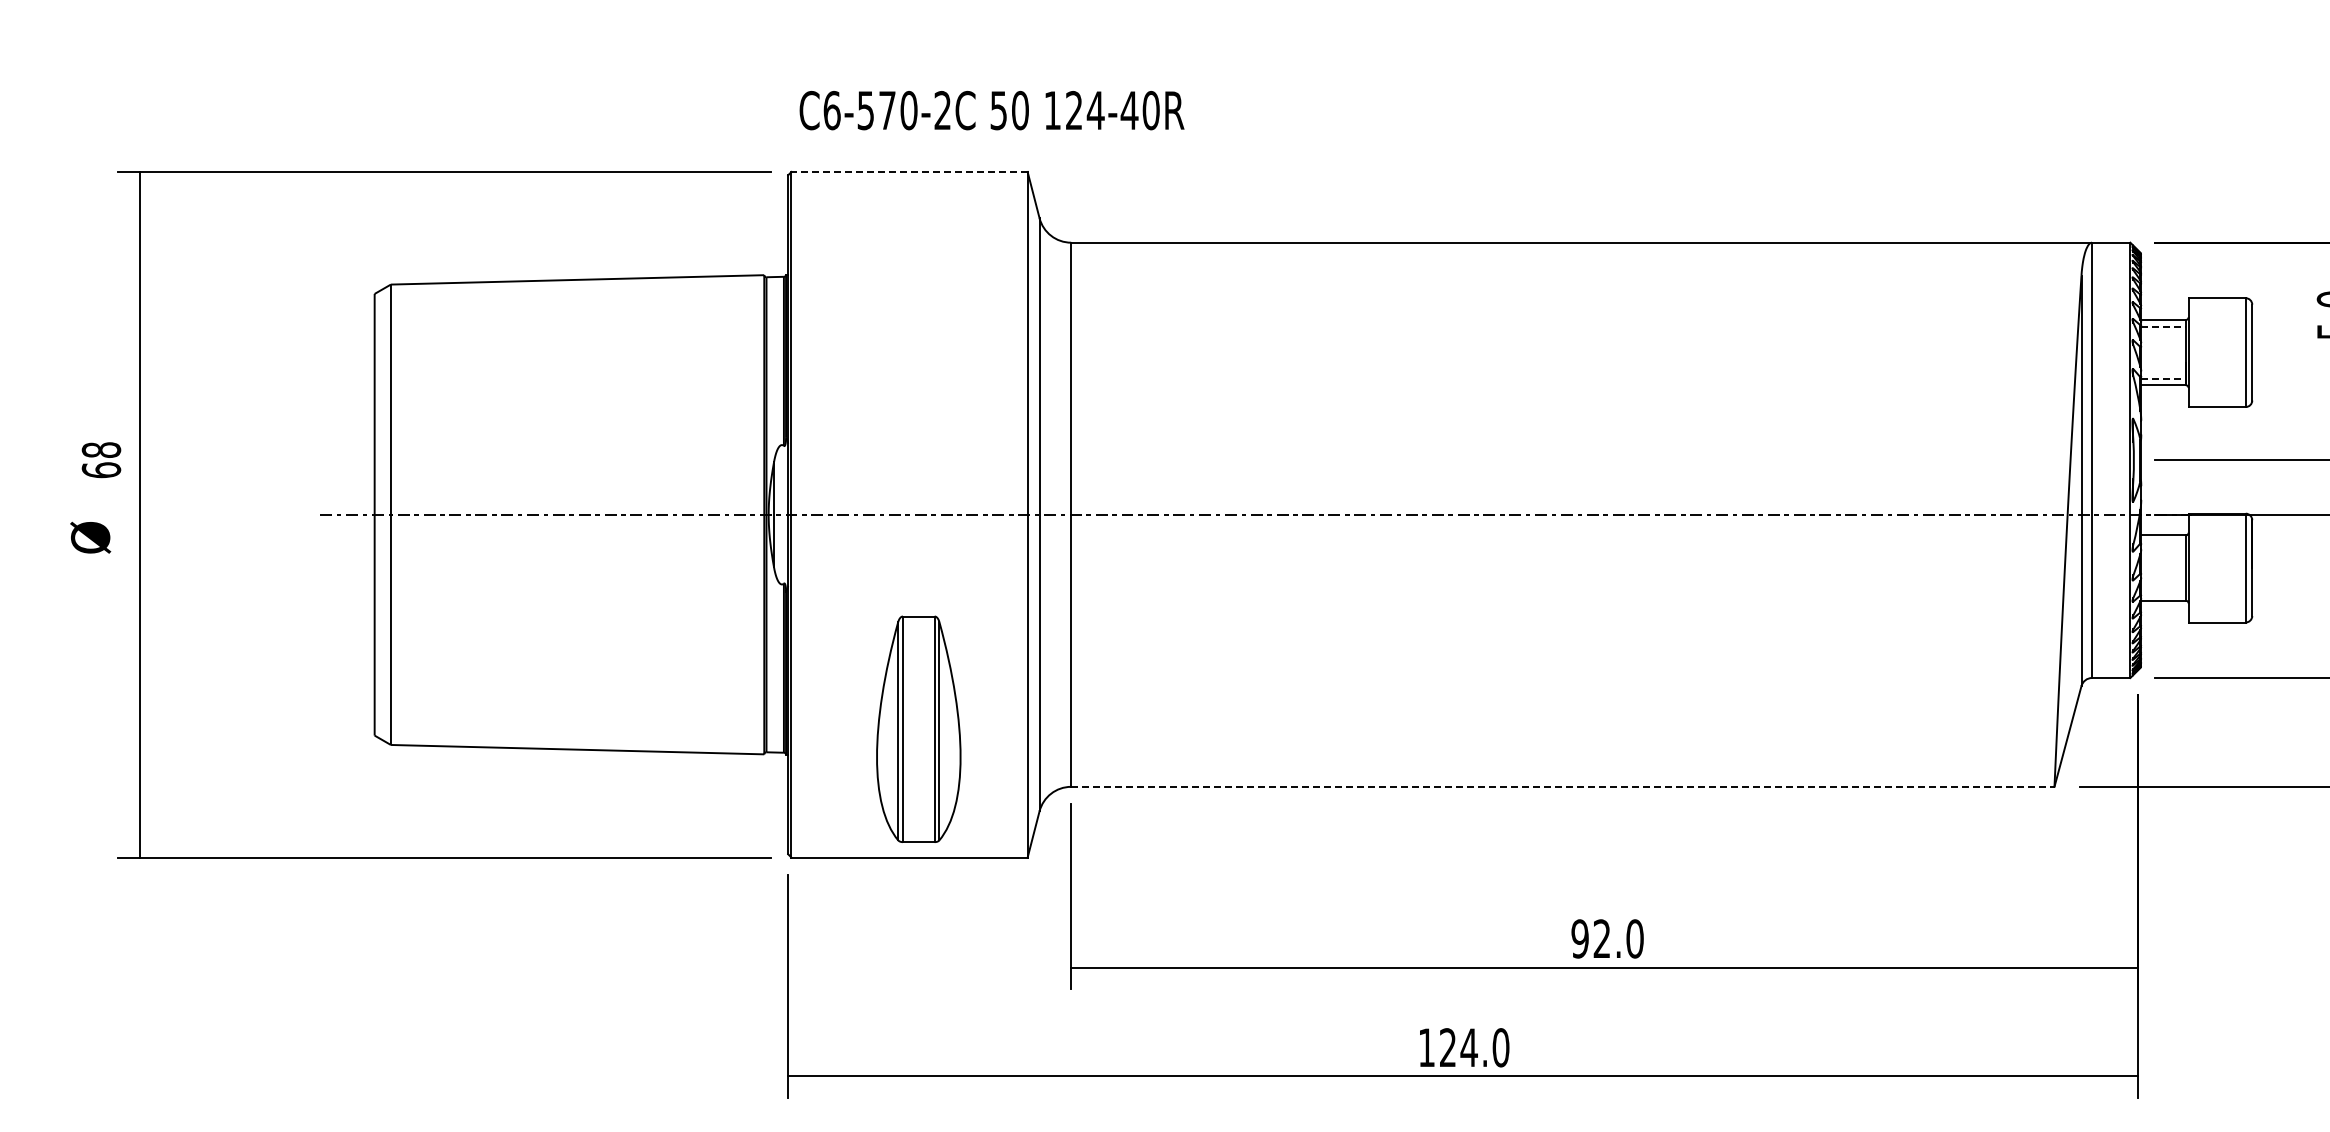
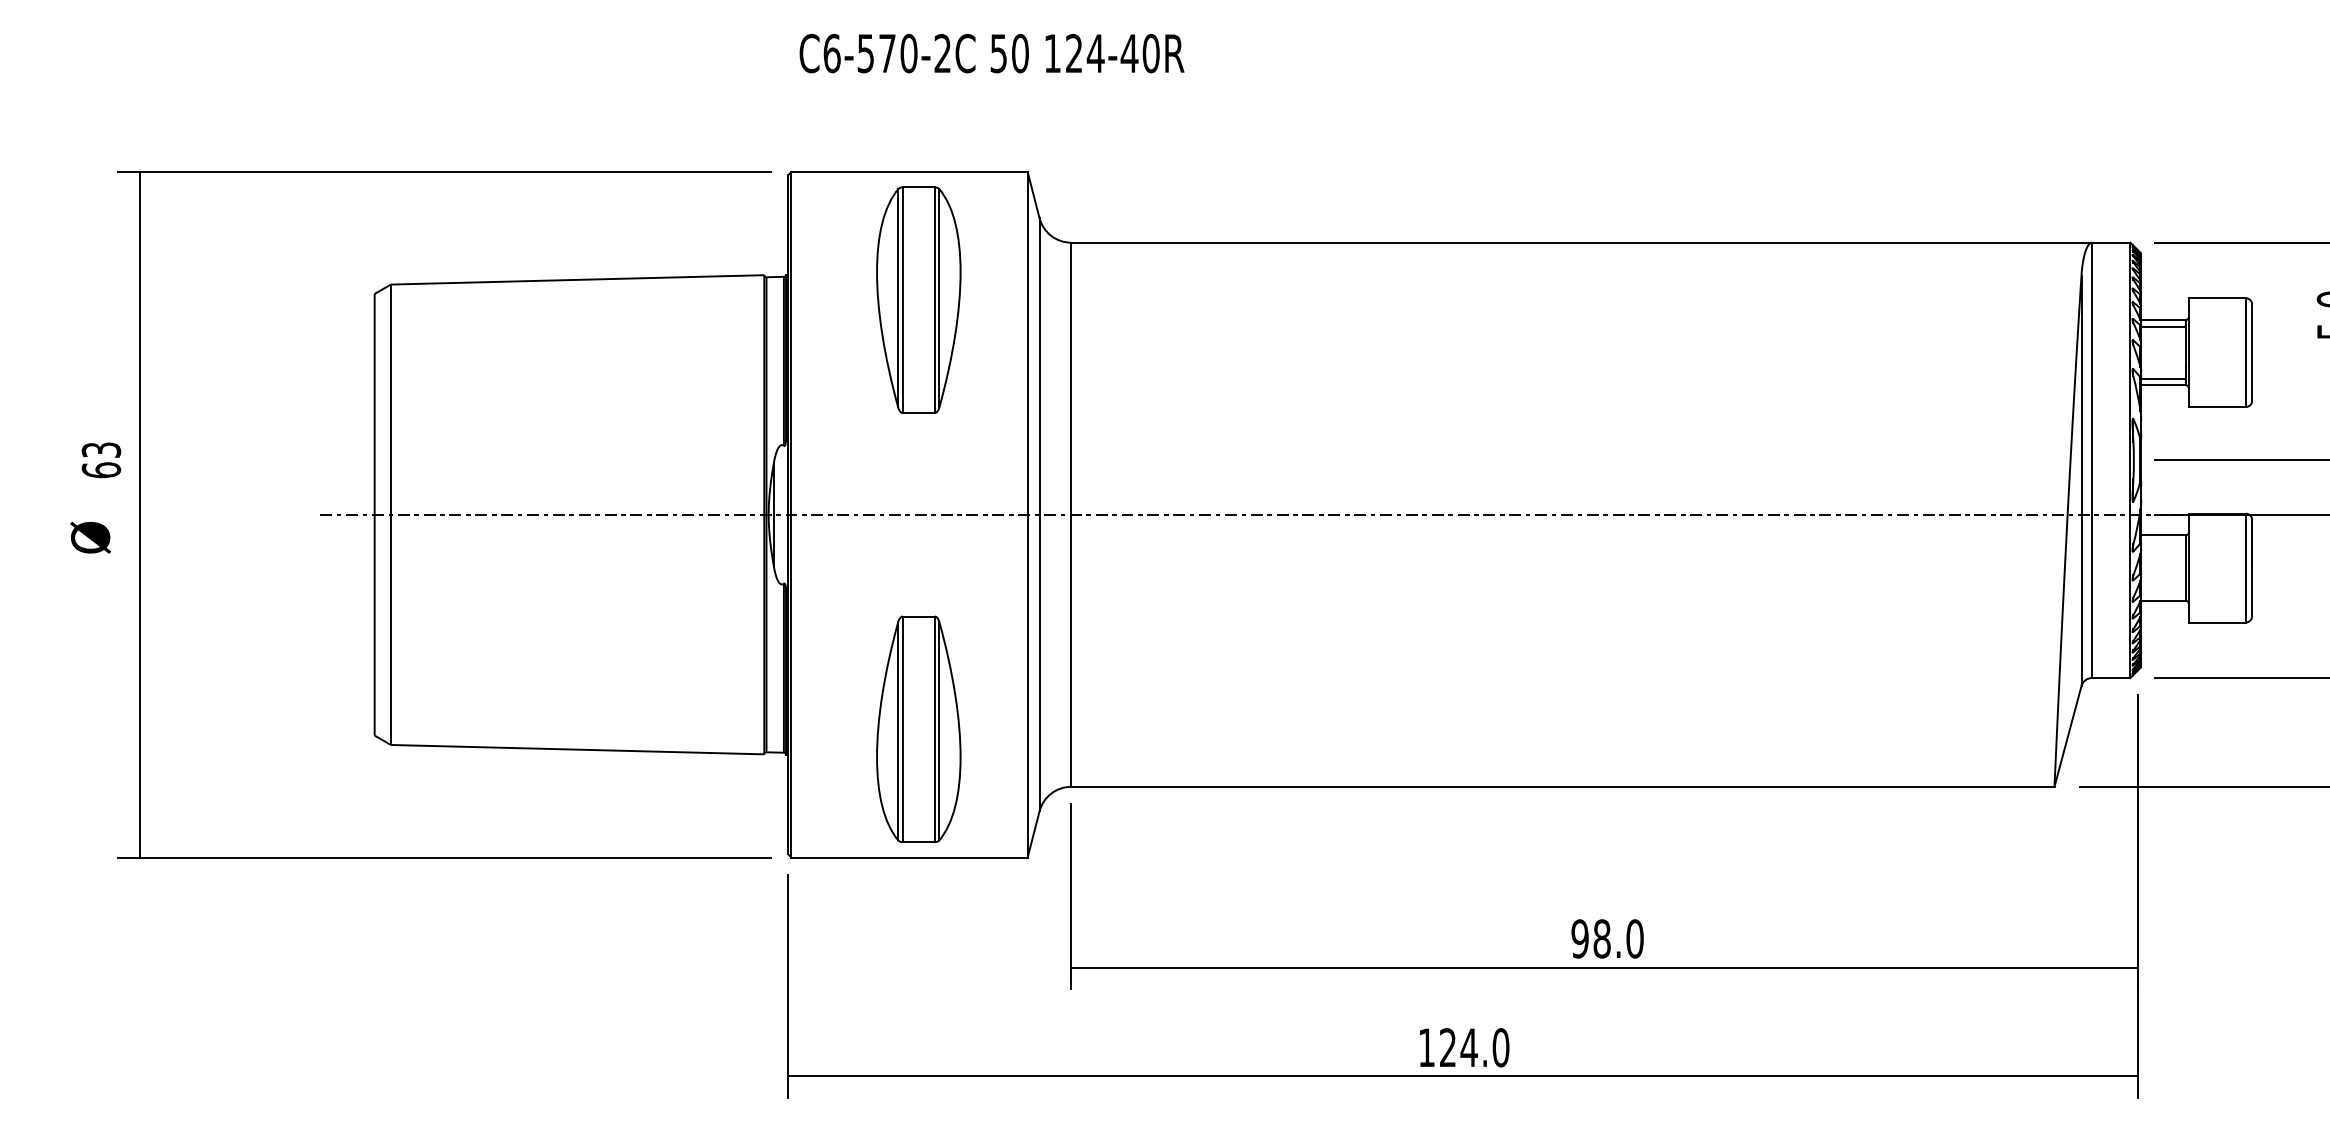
text position: (991, 110) -> (991, 53) (991, 53)
line: dashed -> solid (909, 171)
part: none -> present (918, 299)
line: dashed -> solid (2164, 326)
line: dashed -> solid (2164, 378)
text: 68 -> 63 (101, 449)
line: dashed -> solid (1562, 786)
text: 92.0 -> 98.0 (1601, 938)
